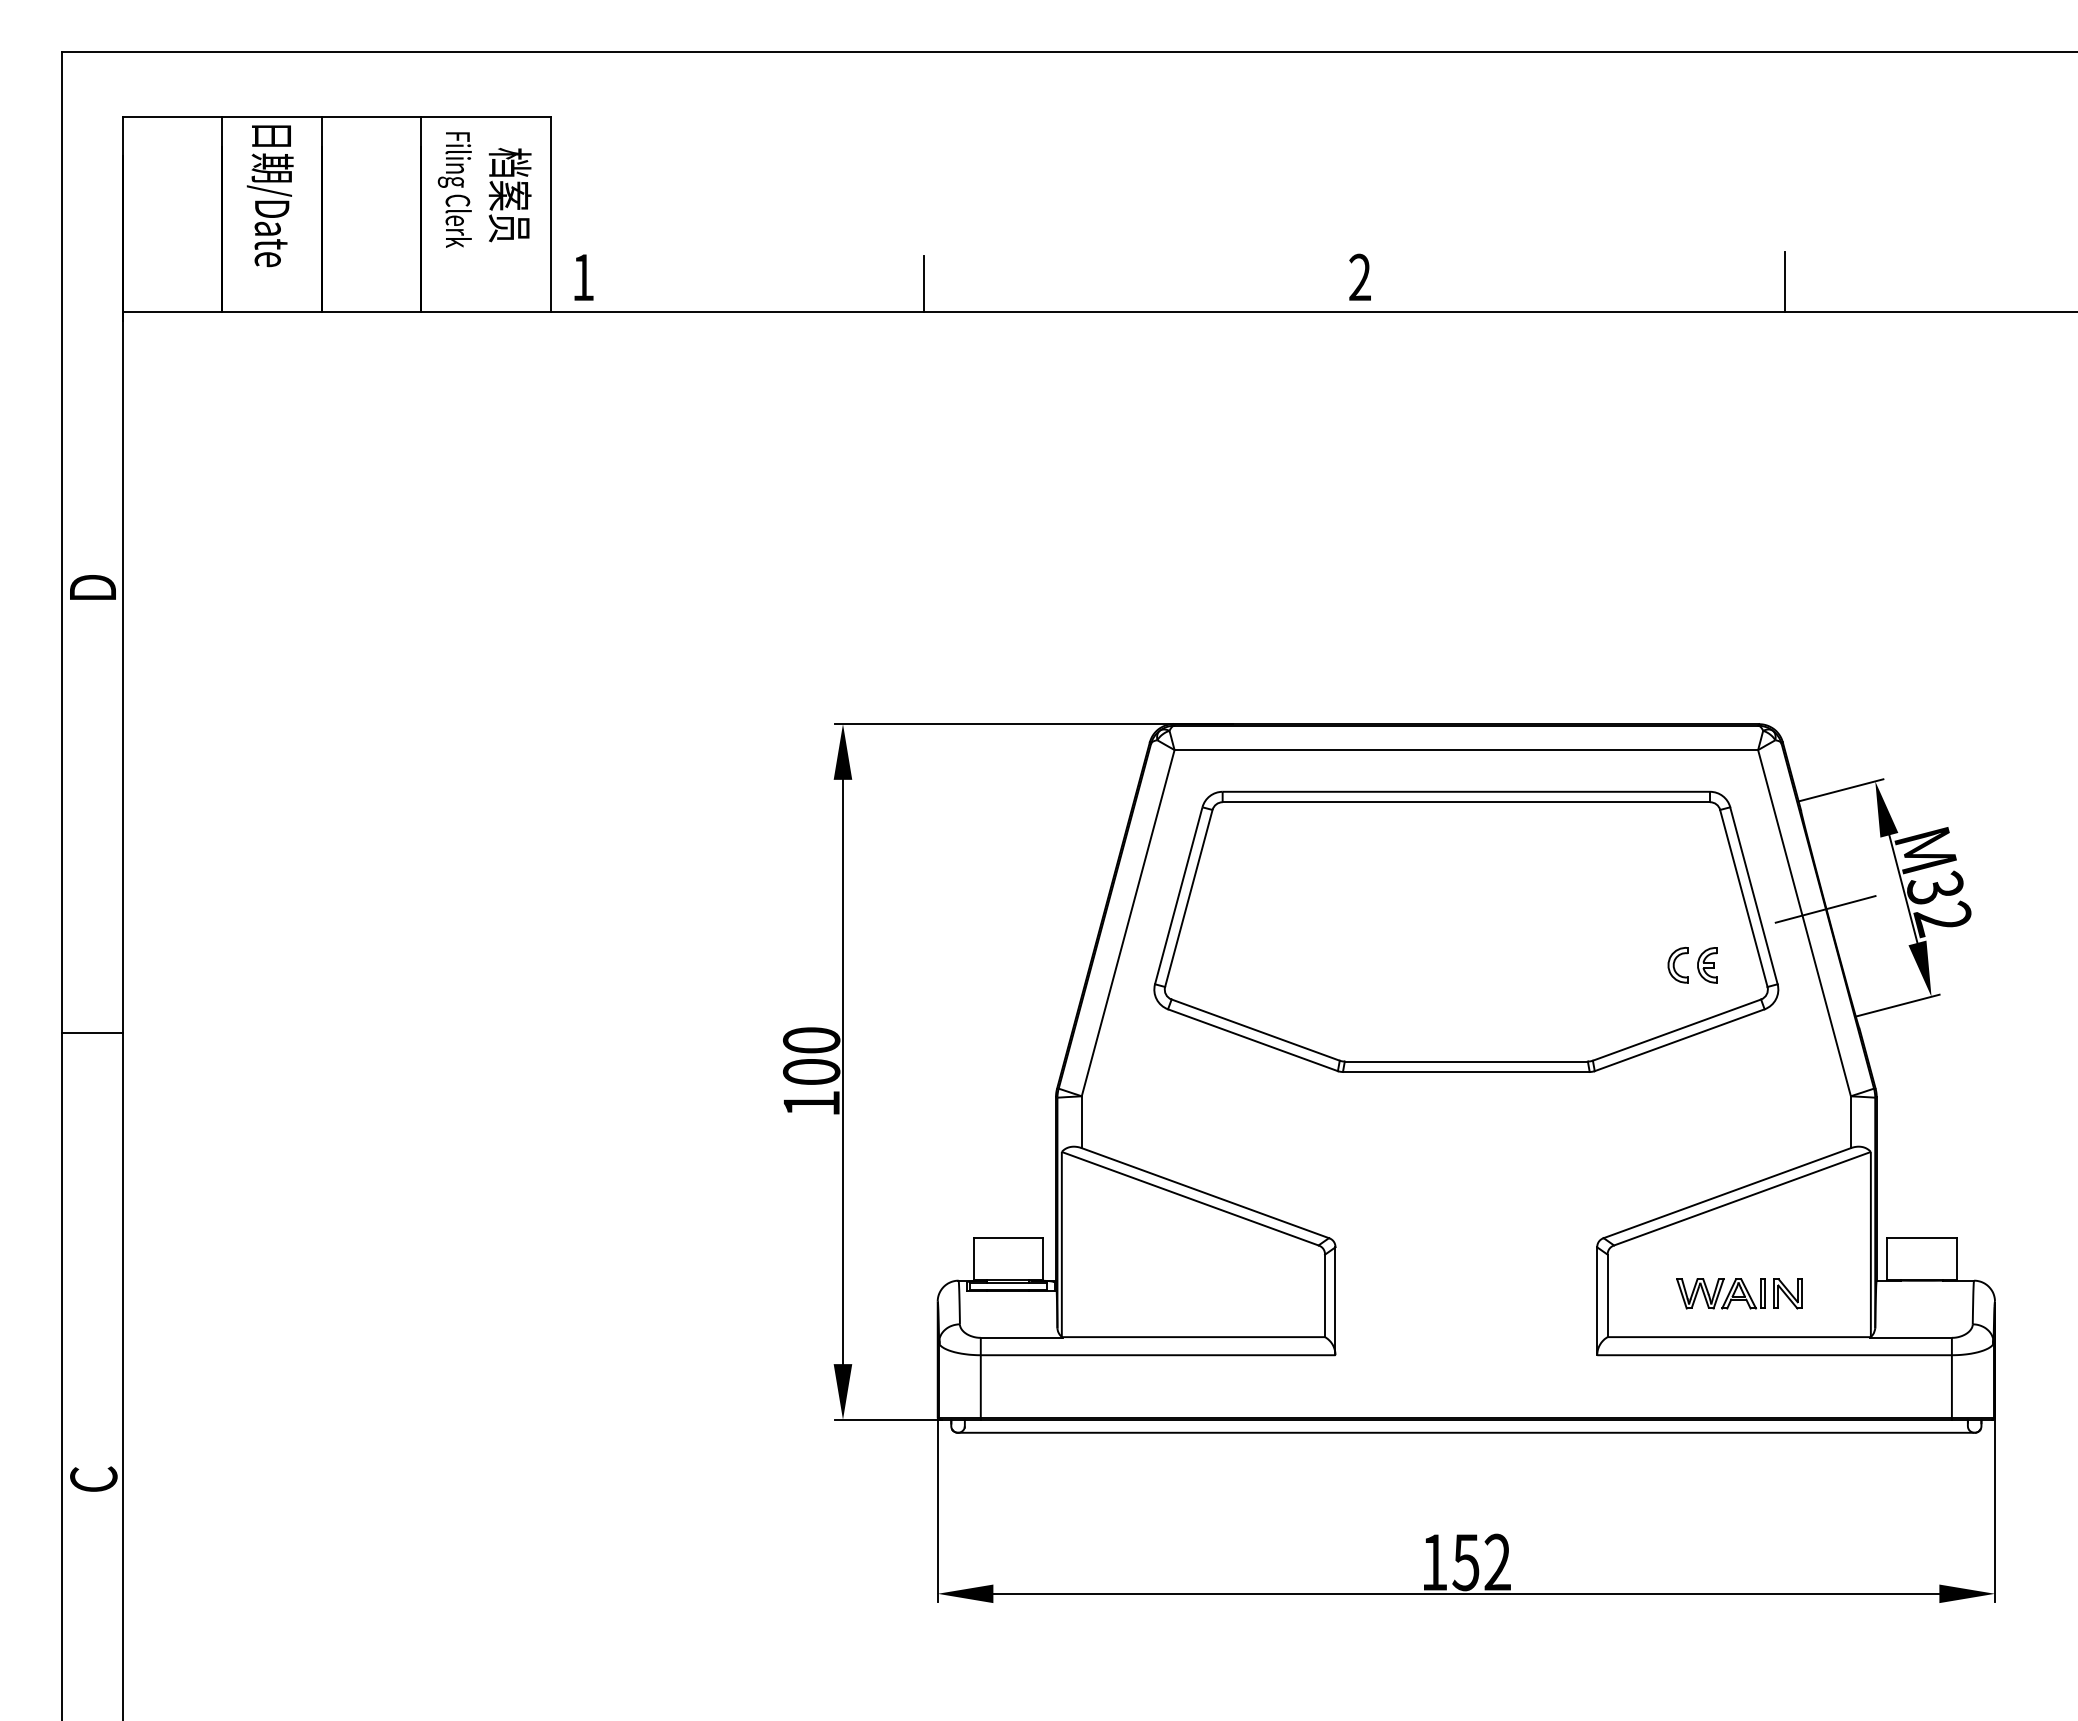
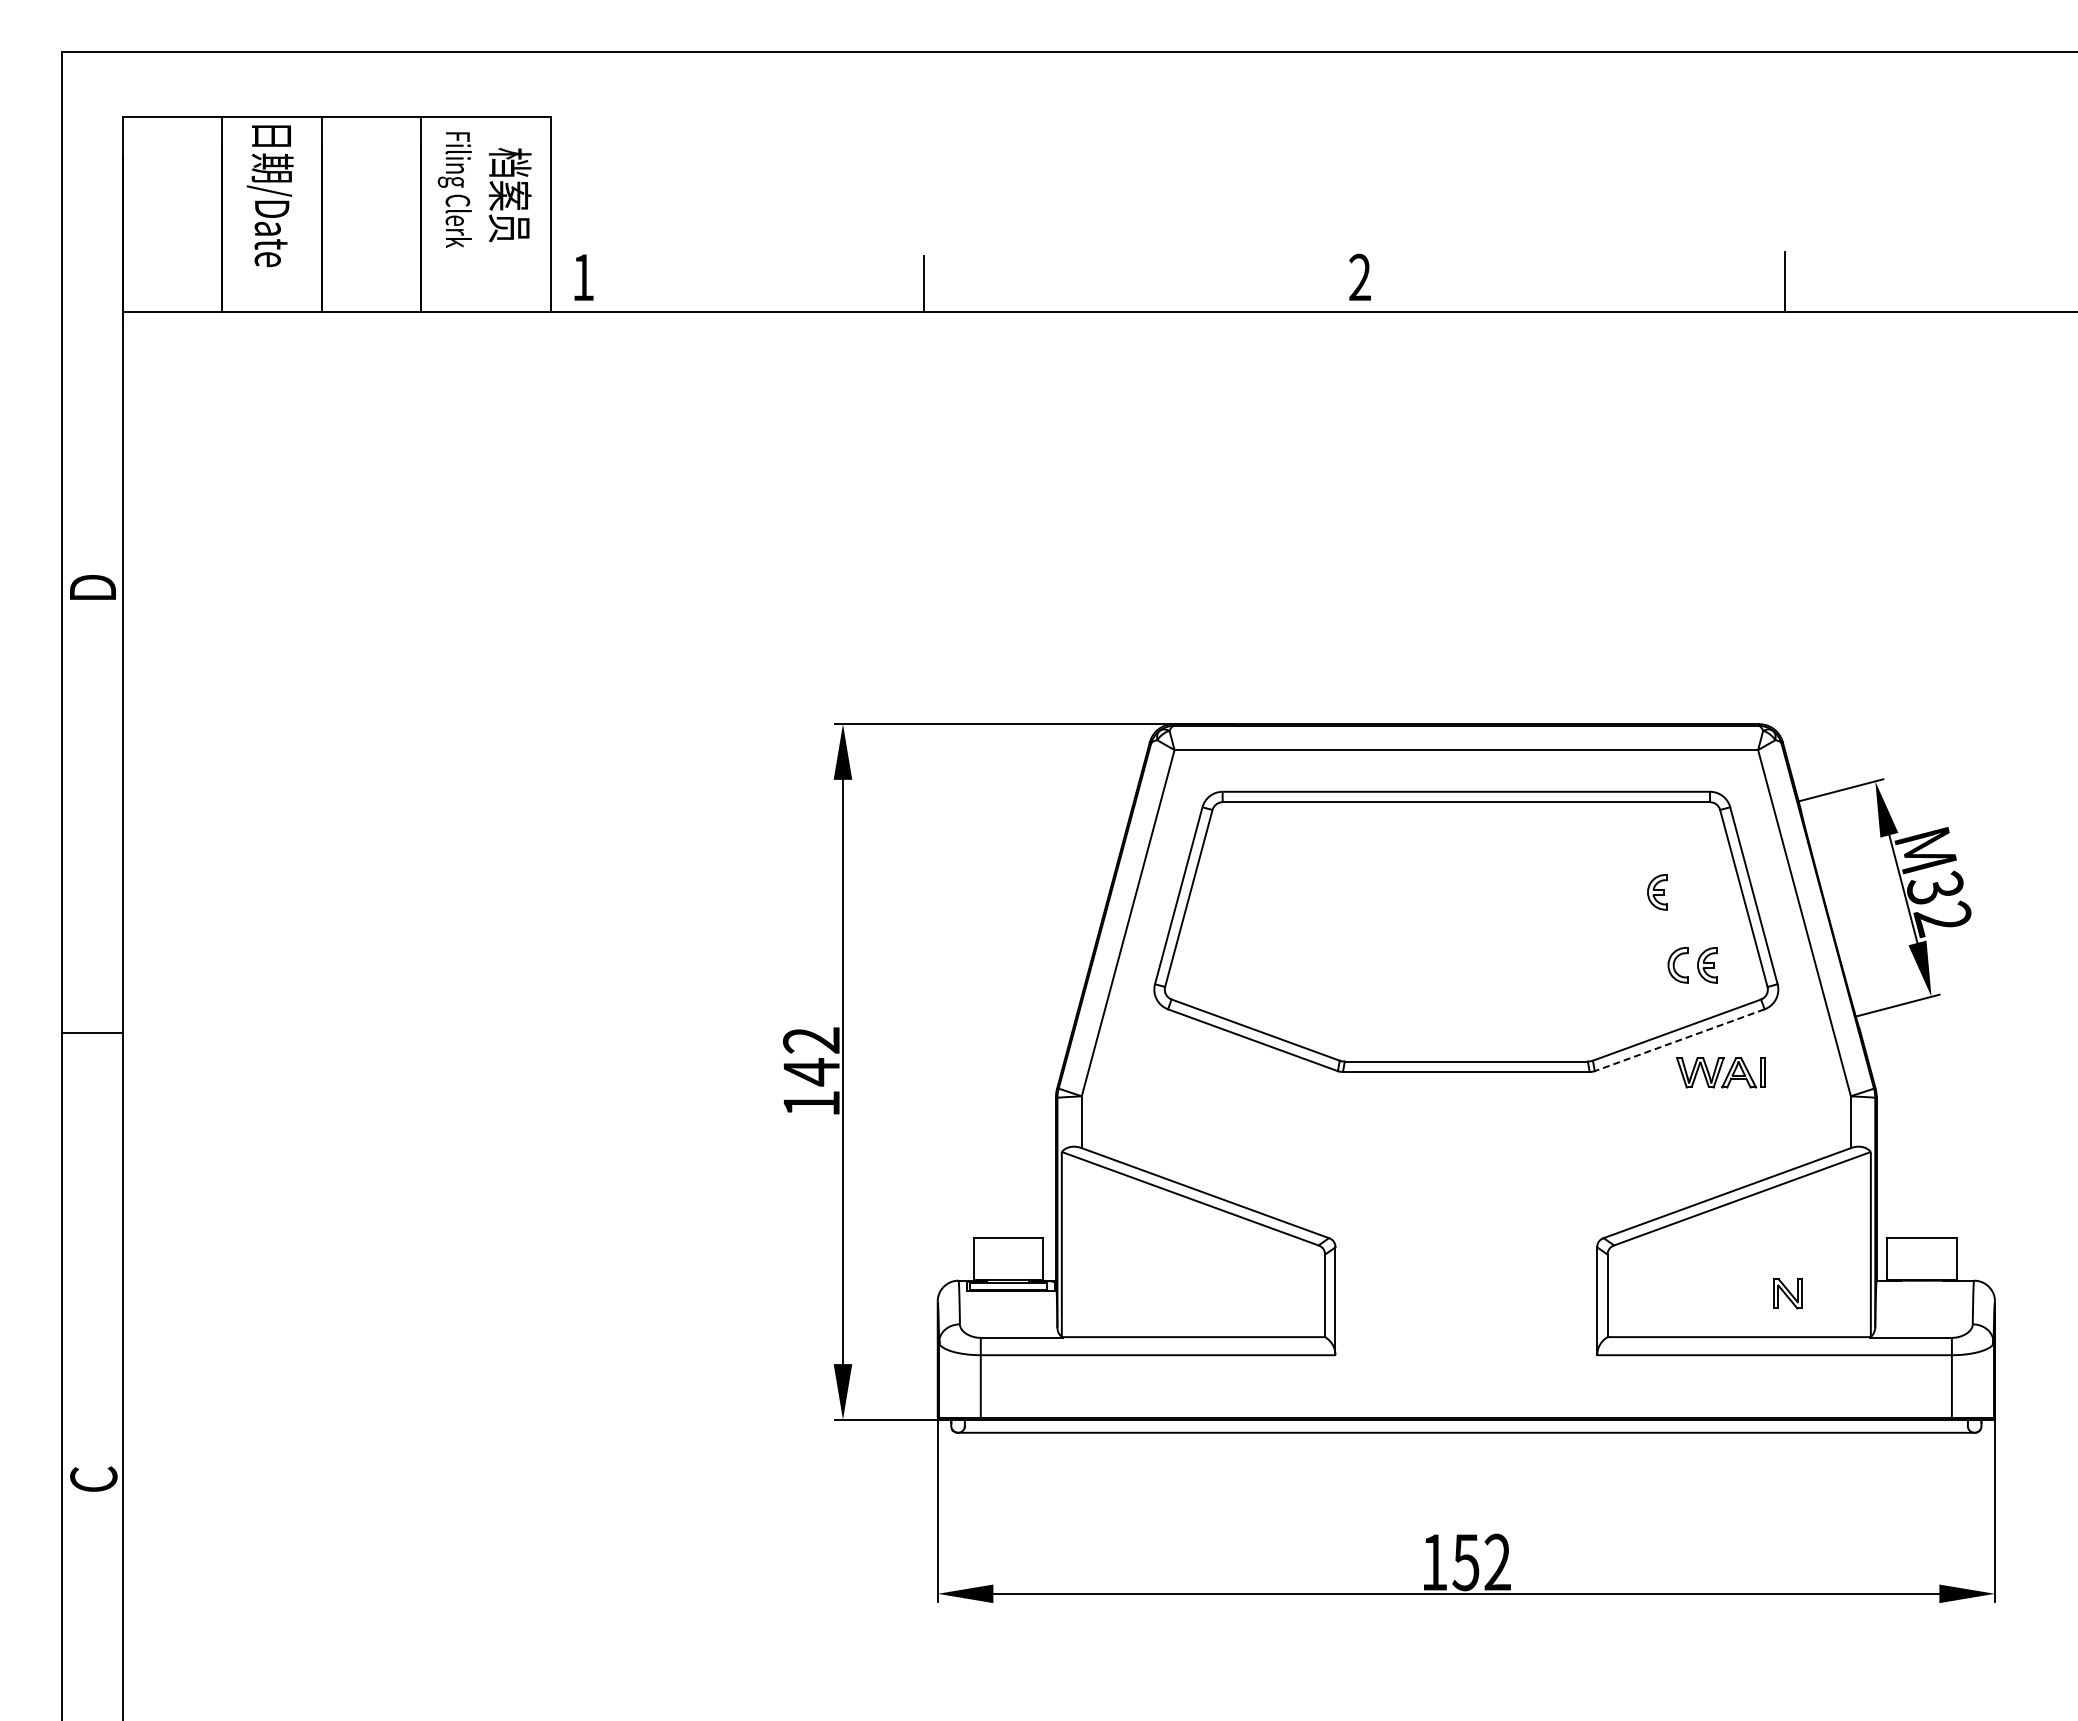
part: none -> present (1657, 892)
line: present -> none (1825, 909)
line: solid -> dashed (1679, 1040)
text: 100 -> 142 (811, 1056)
part position: (1720, 1293) -> (1720, 1072) (1720, 1072)
